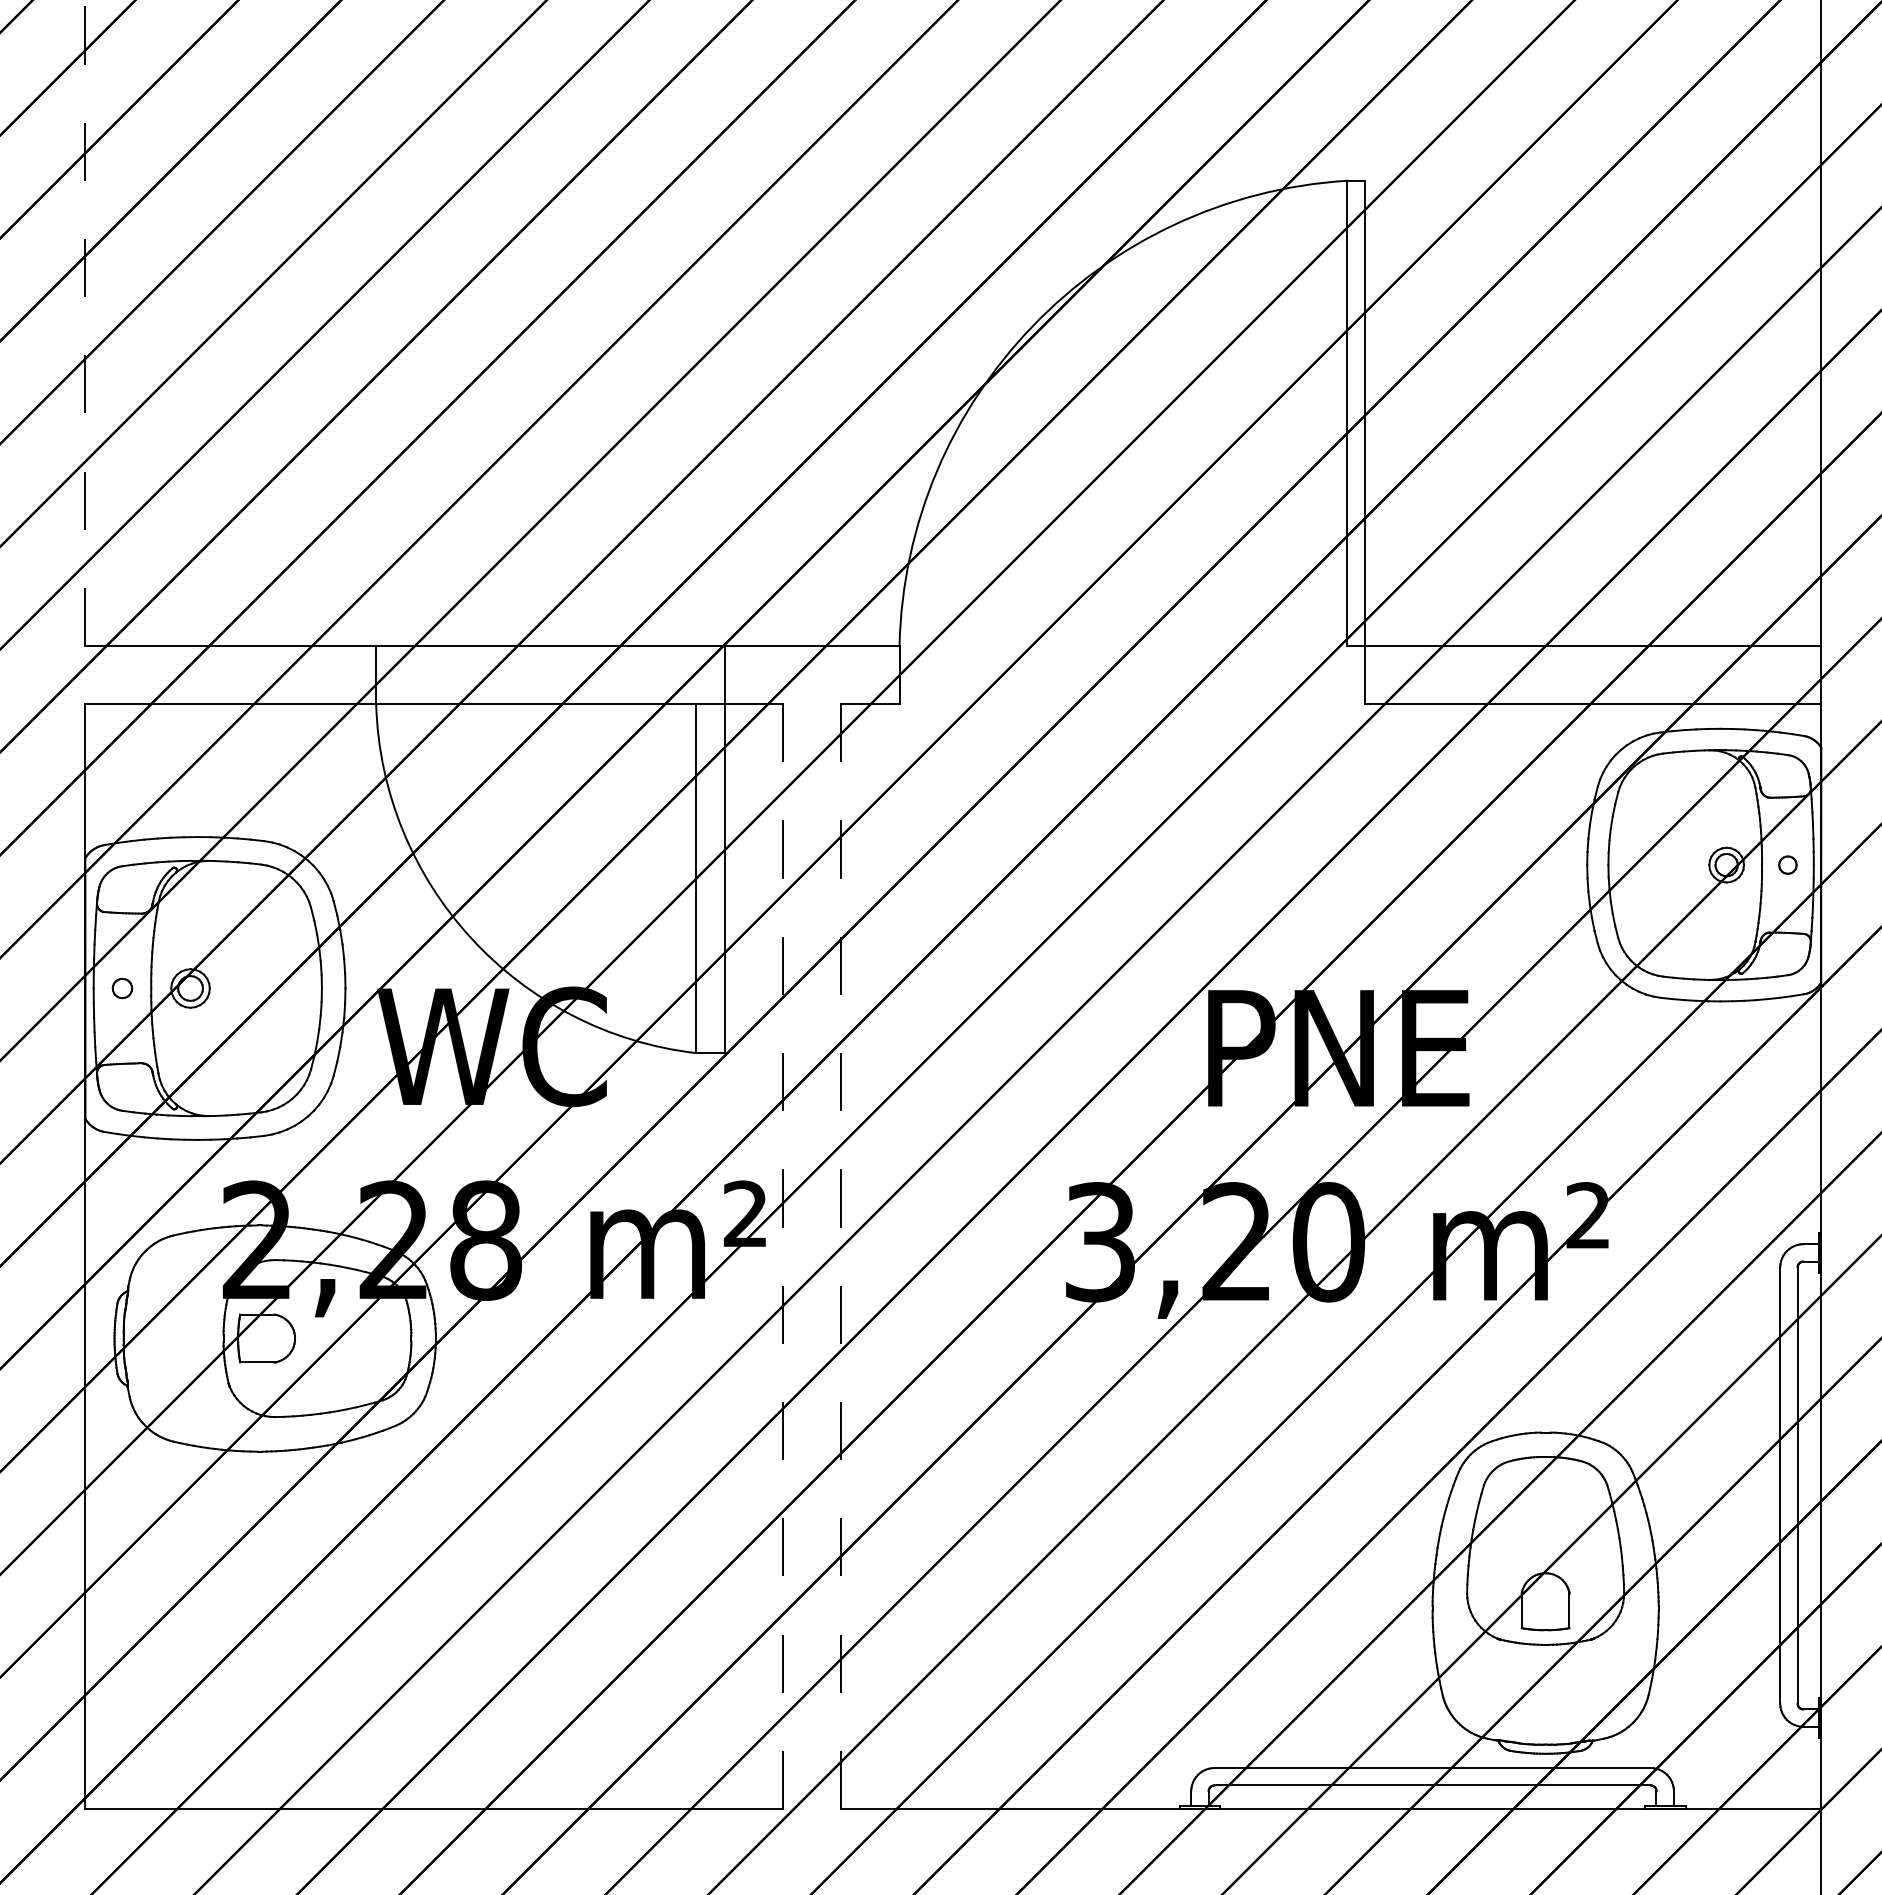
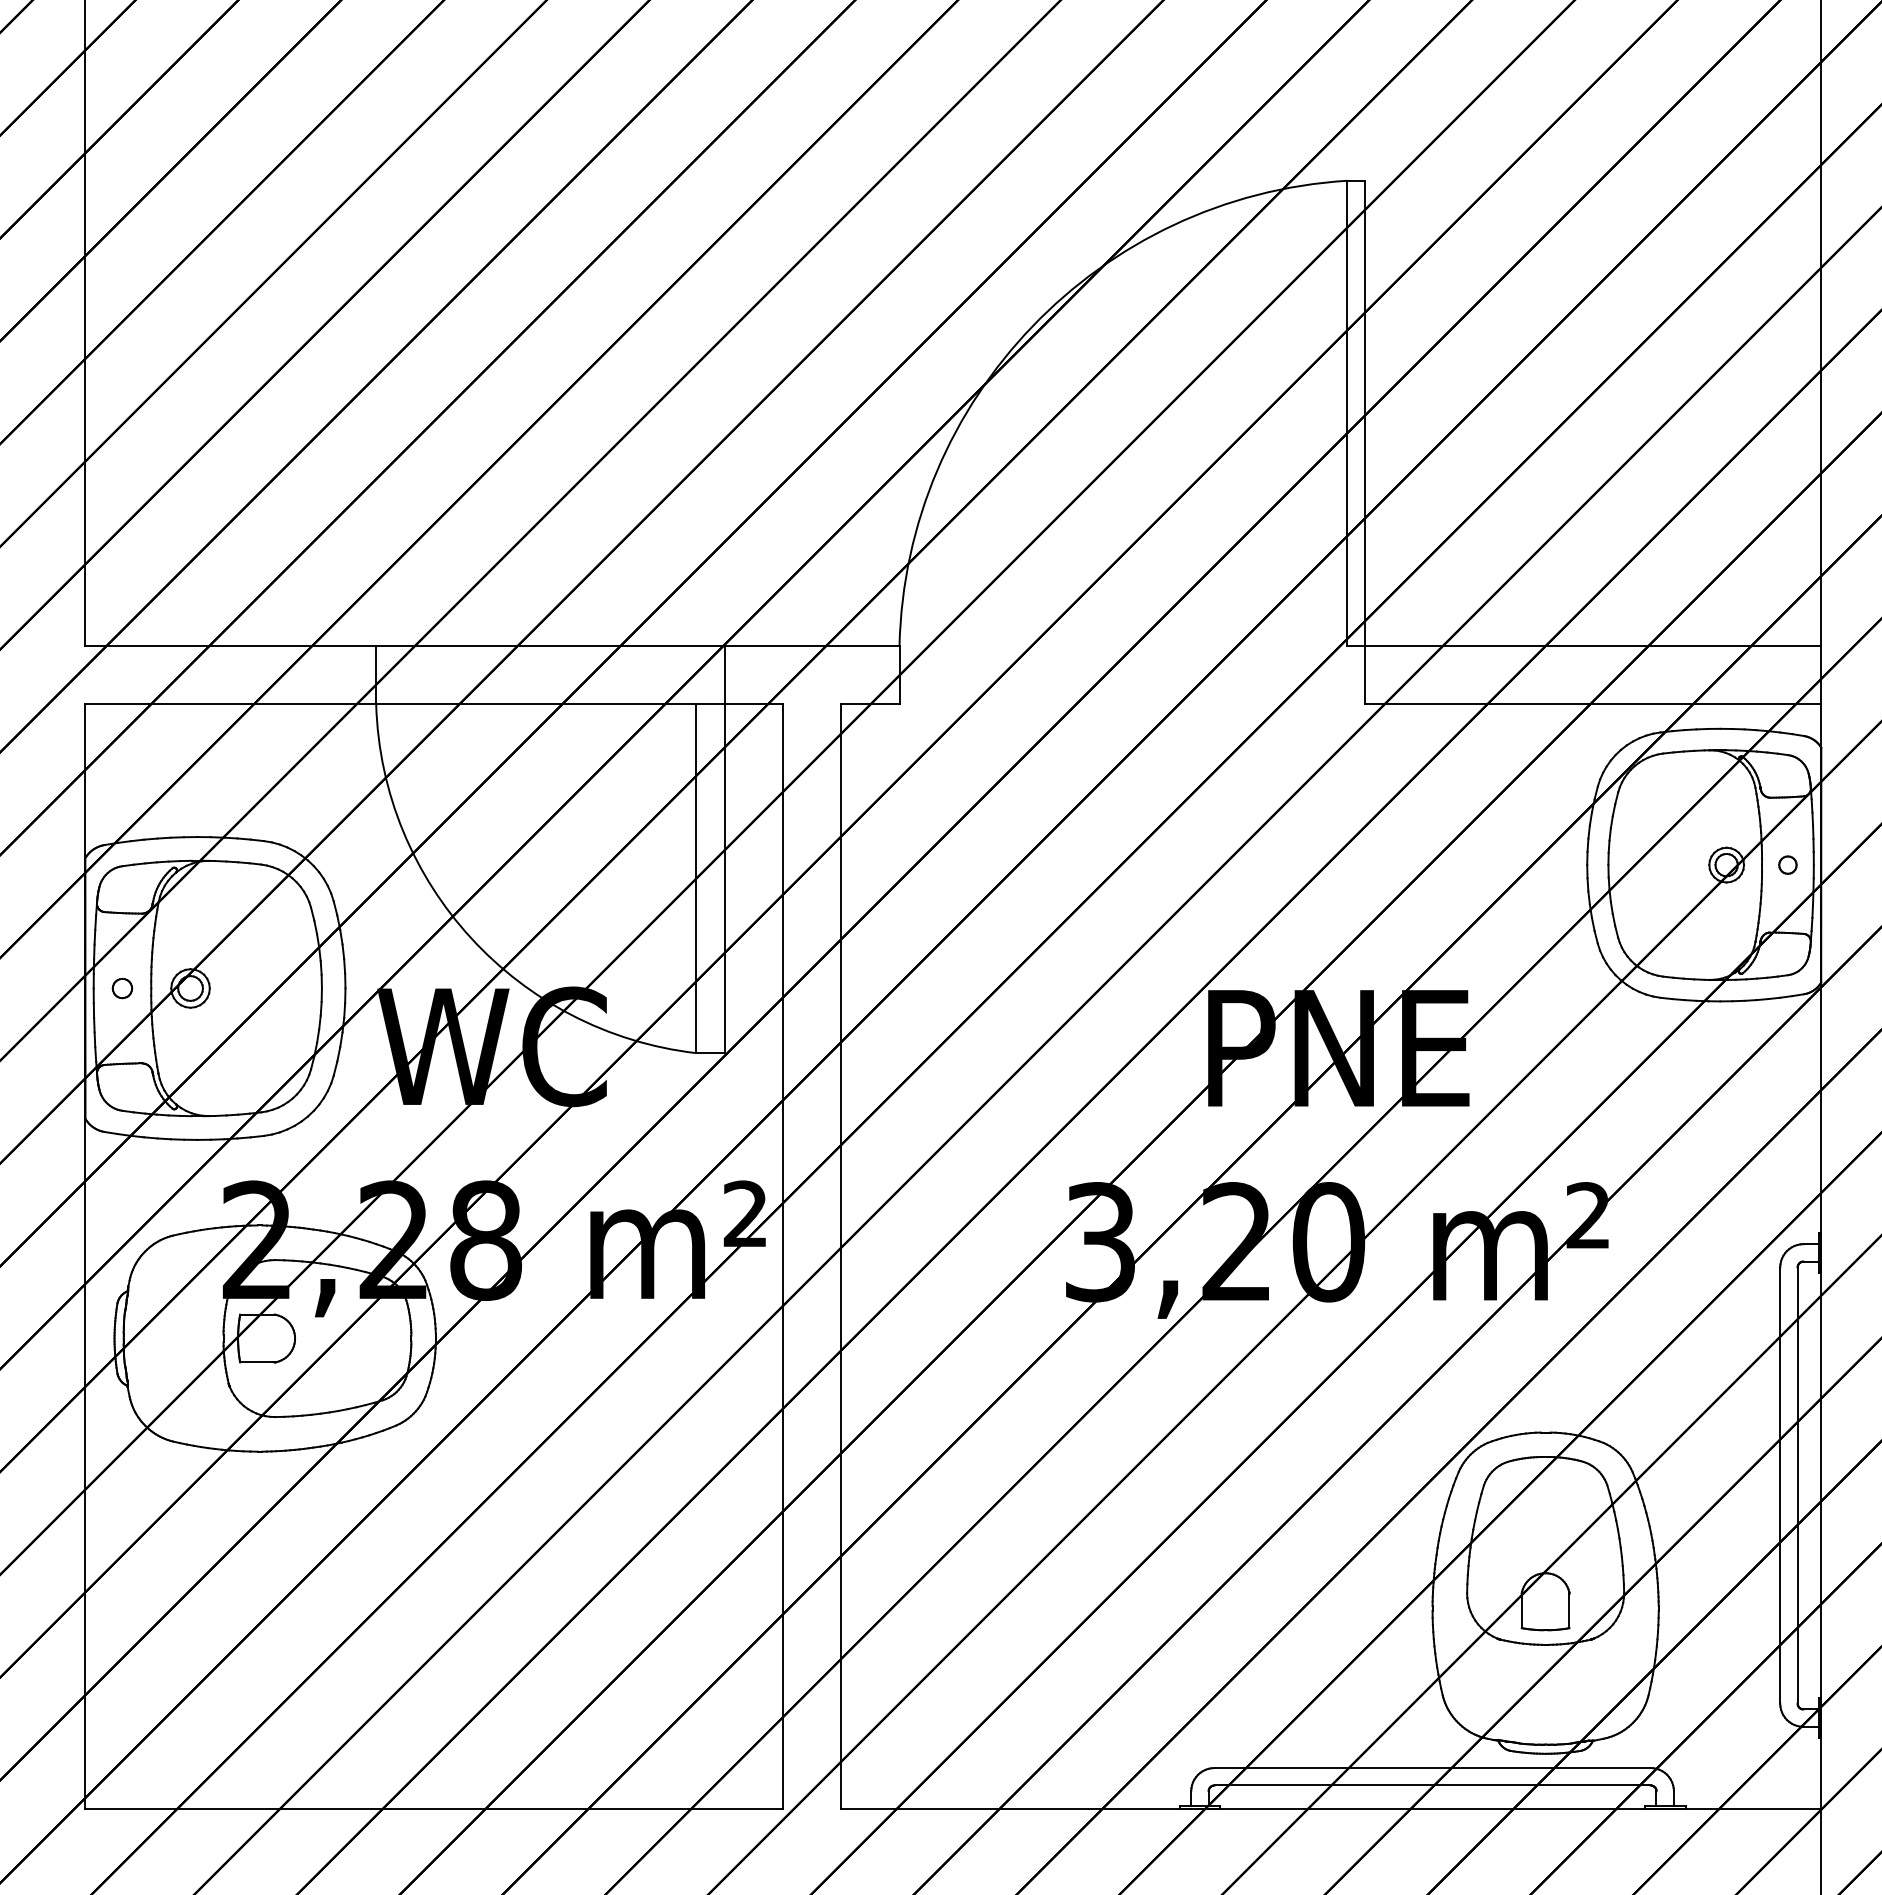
line: dashed -> solid (85, 323)
line: dashed -> solid (841, 1256)
line: dashed -> solid (783, 1257)
